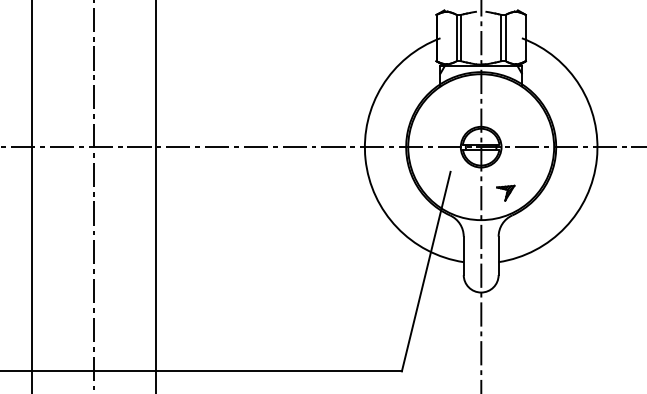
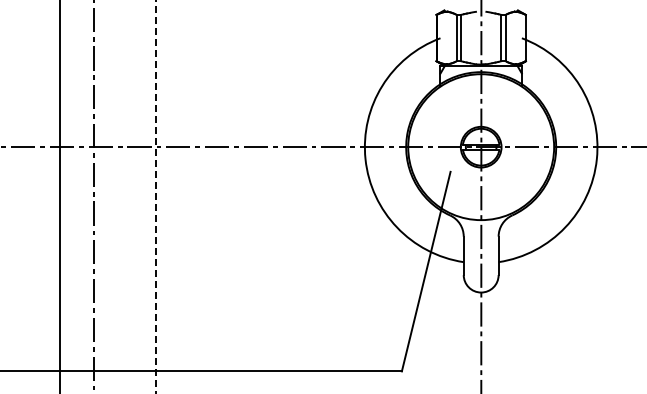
part: present -> none (505, 192)
line position: (31, 196) -> (59, 196) (59, 196)
line: solid -> dashed (155, 196)
